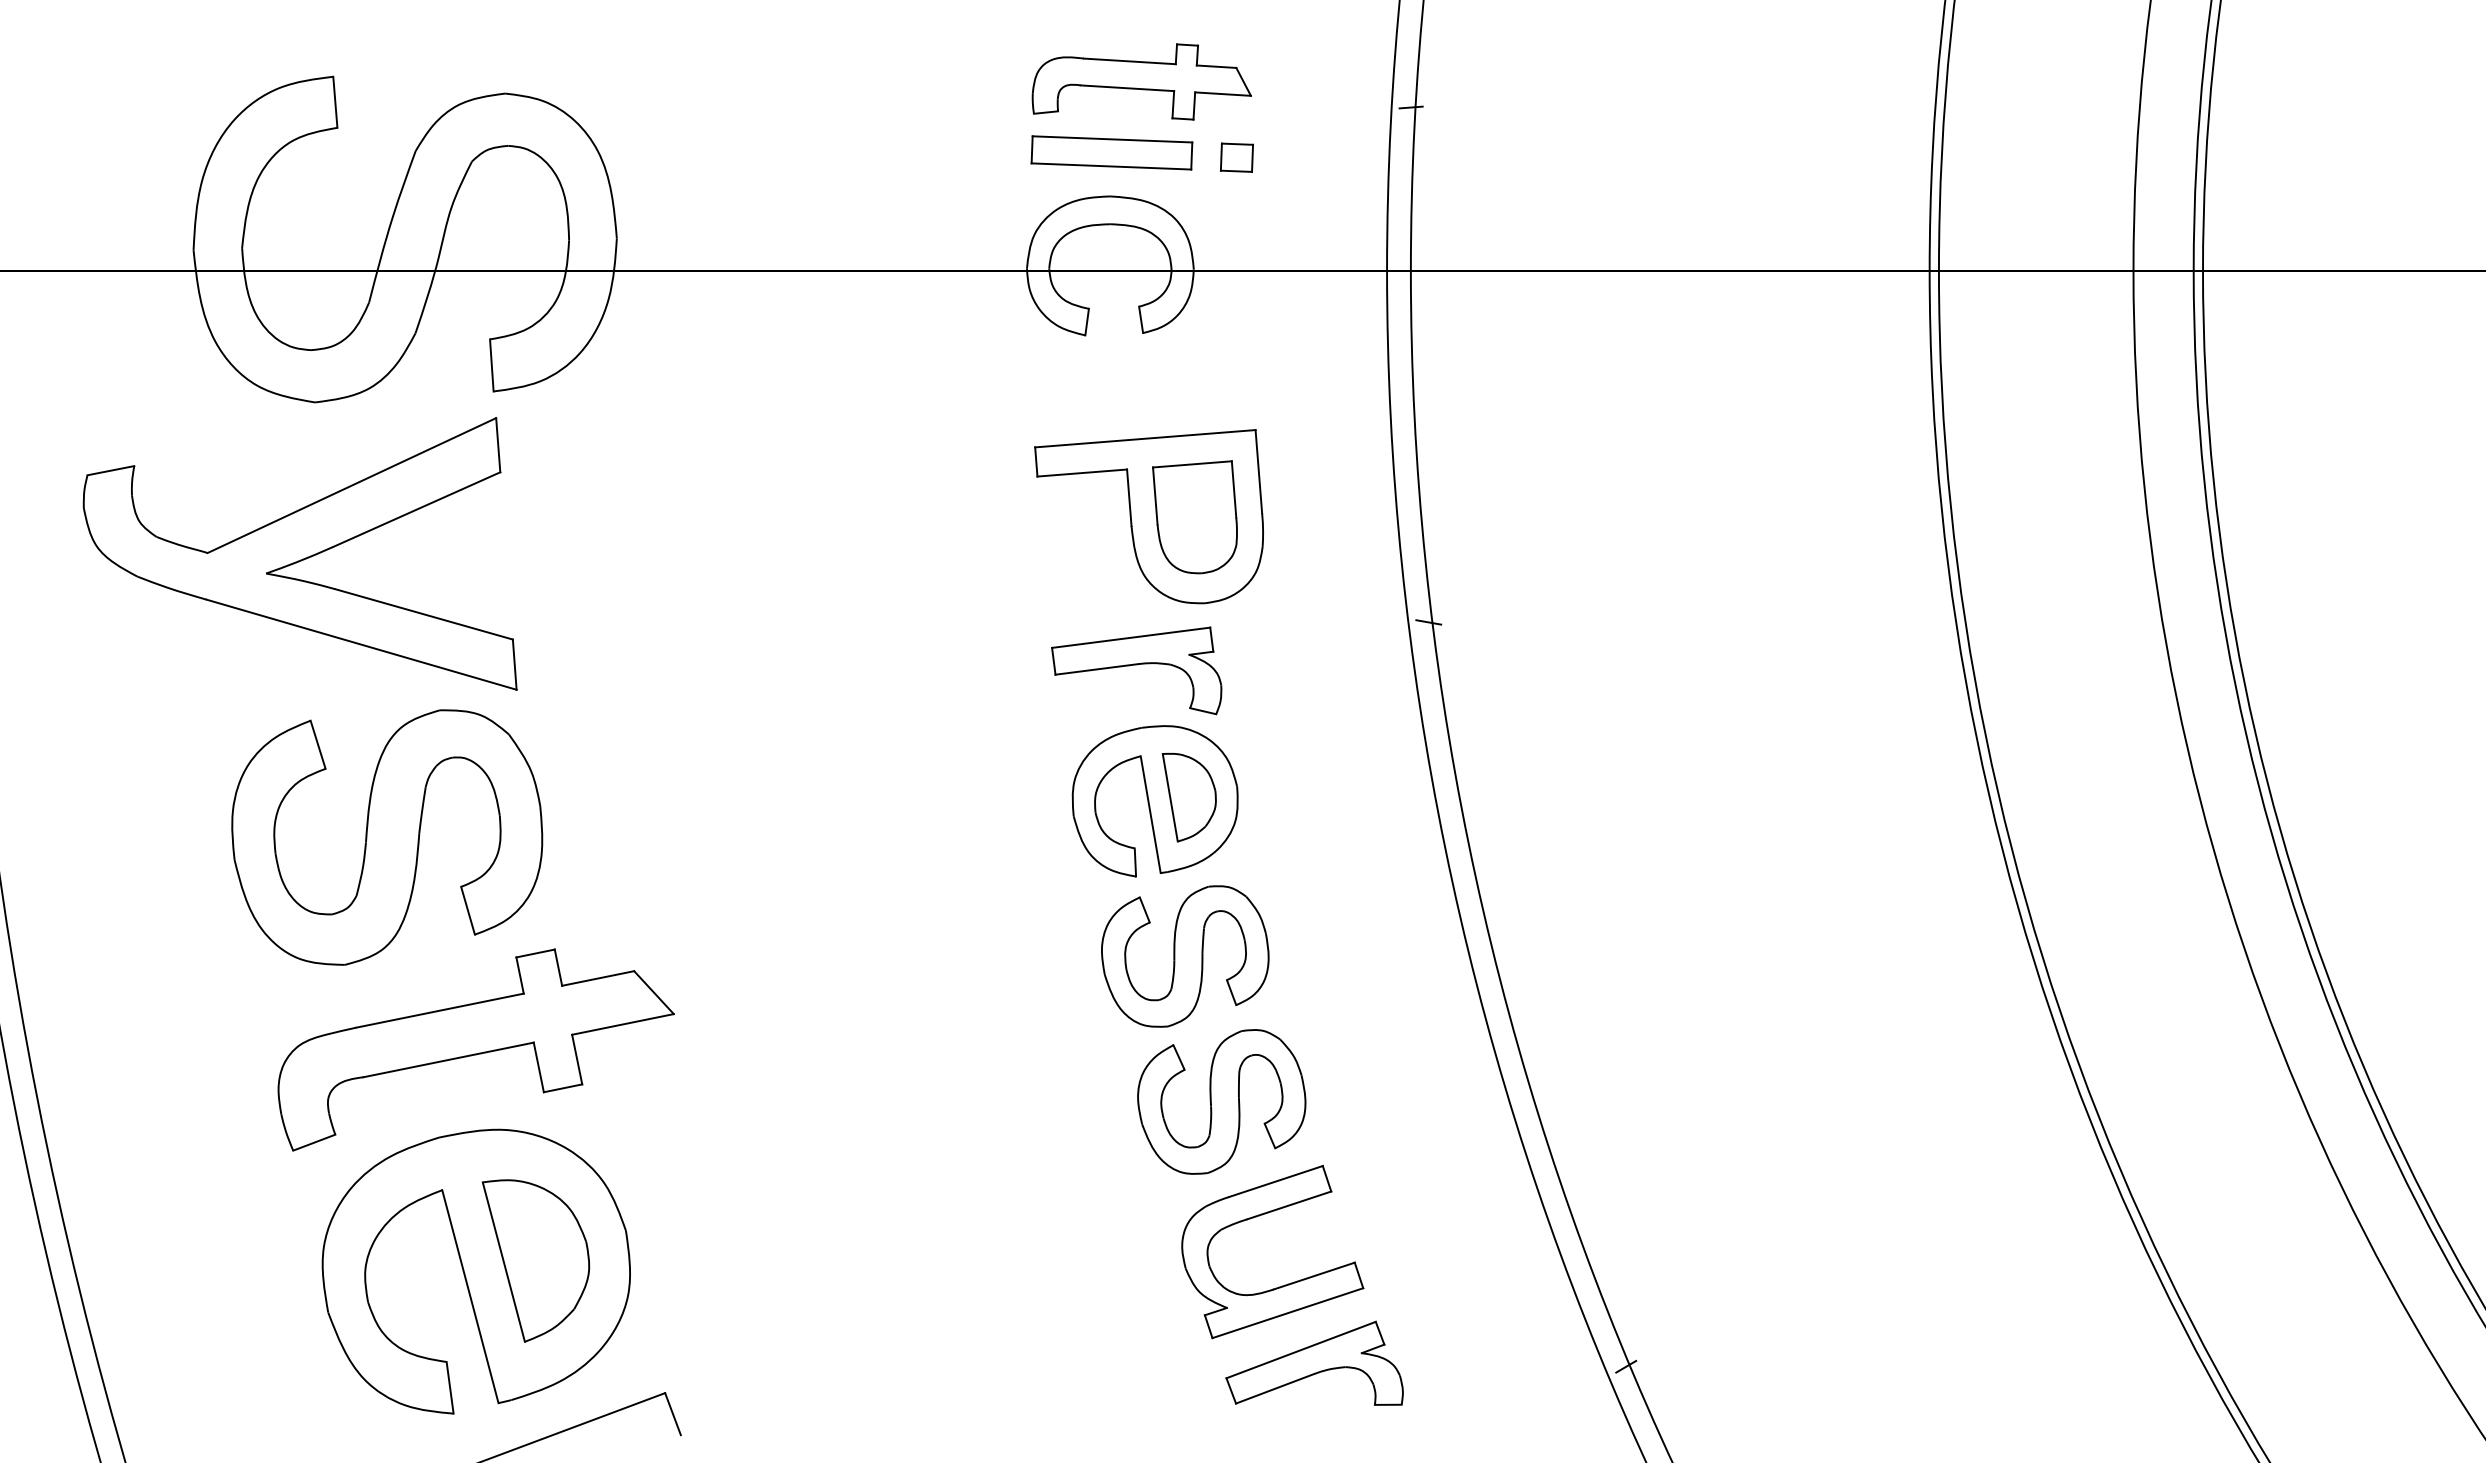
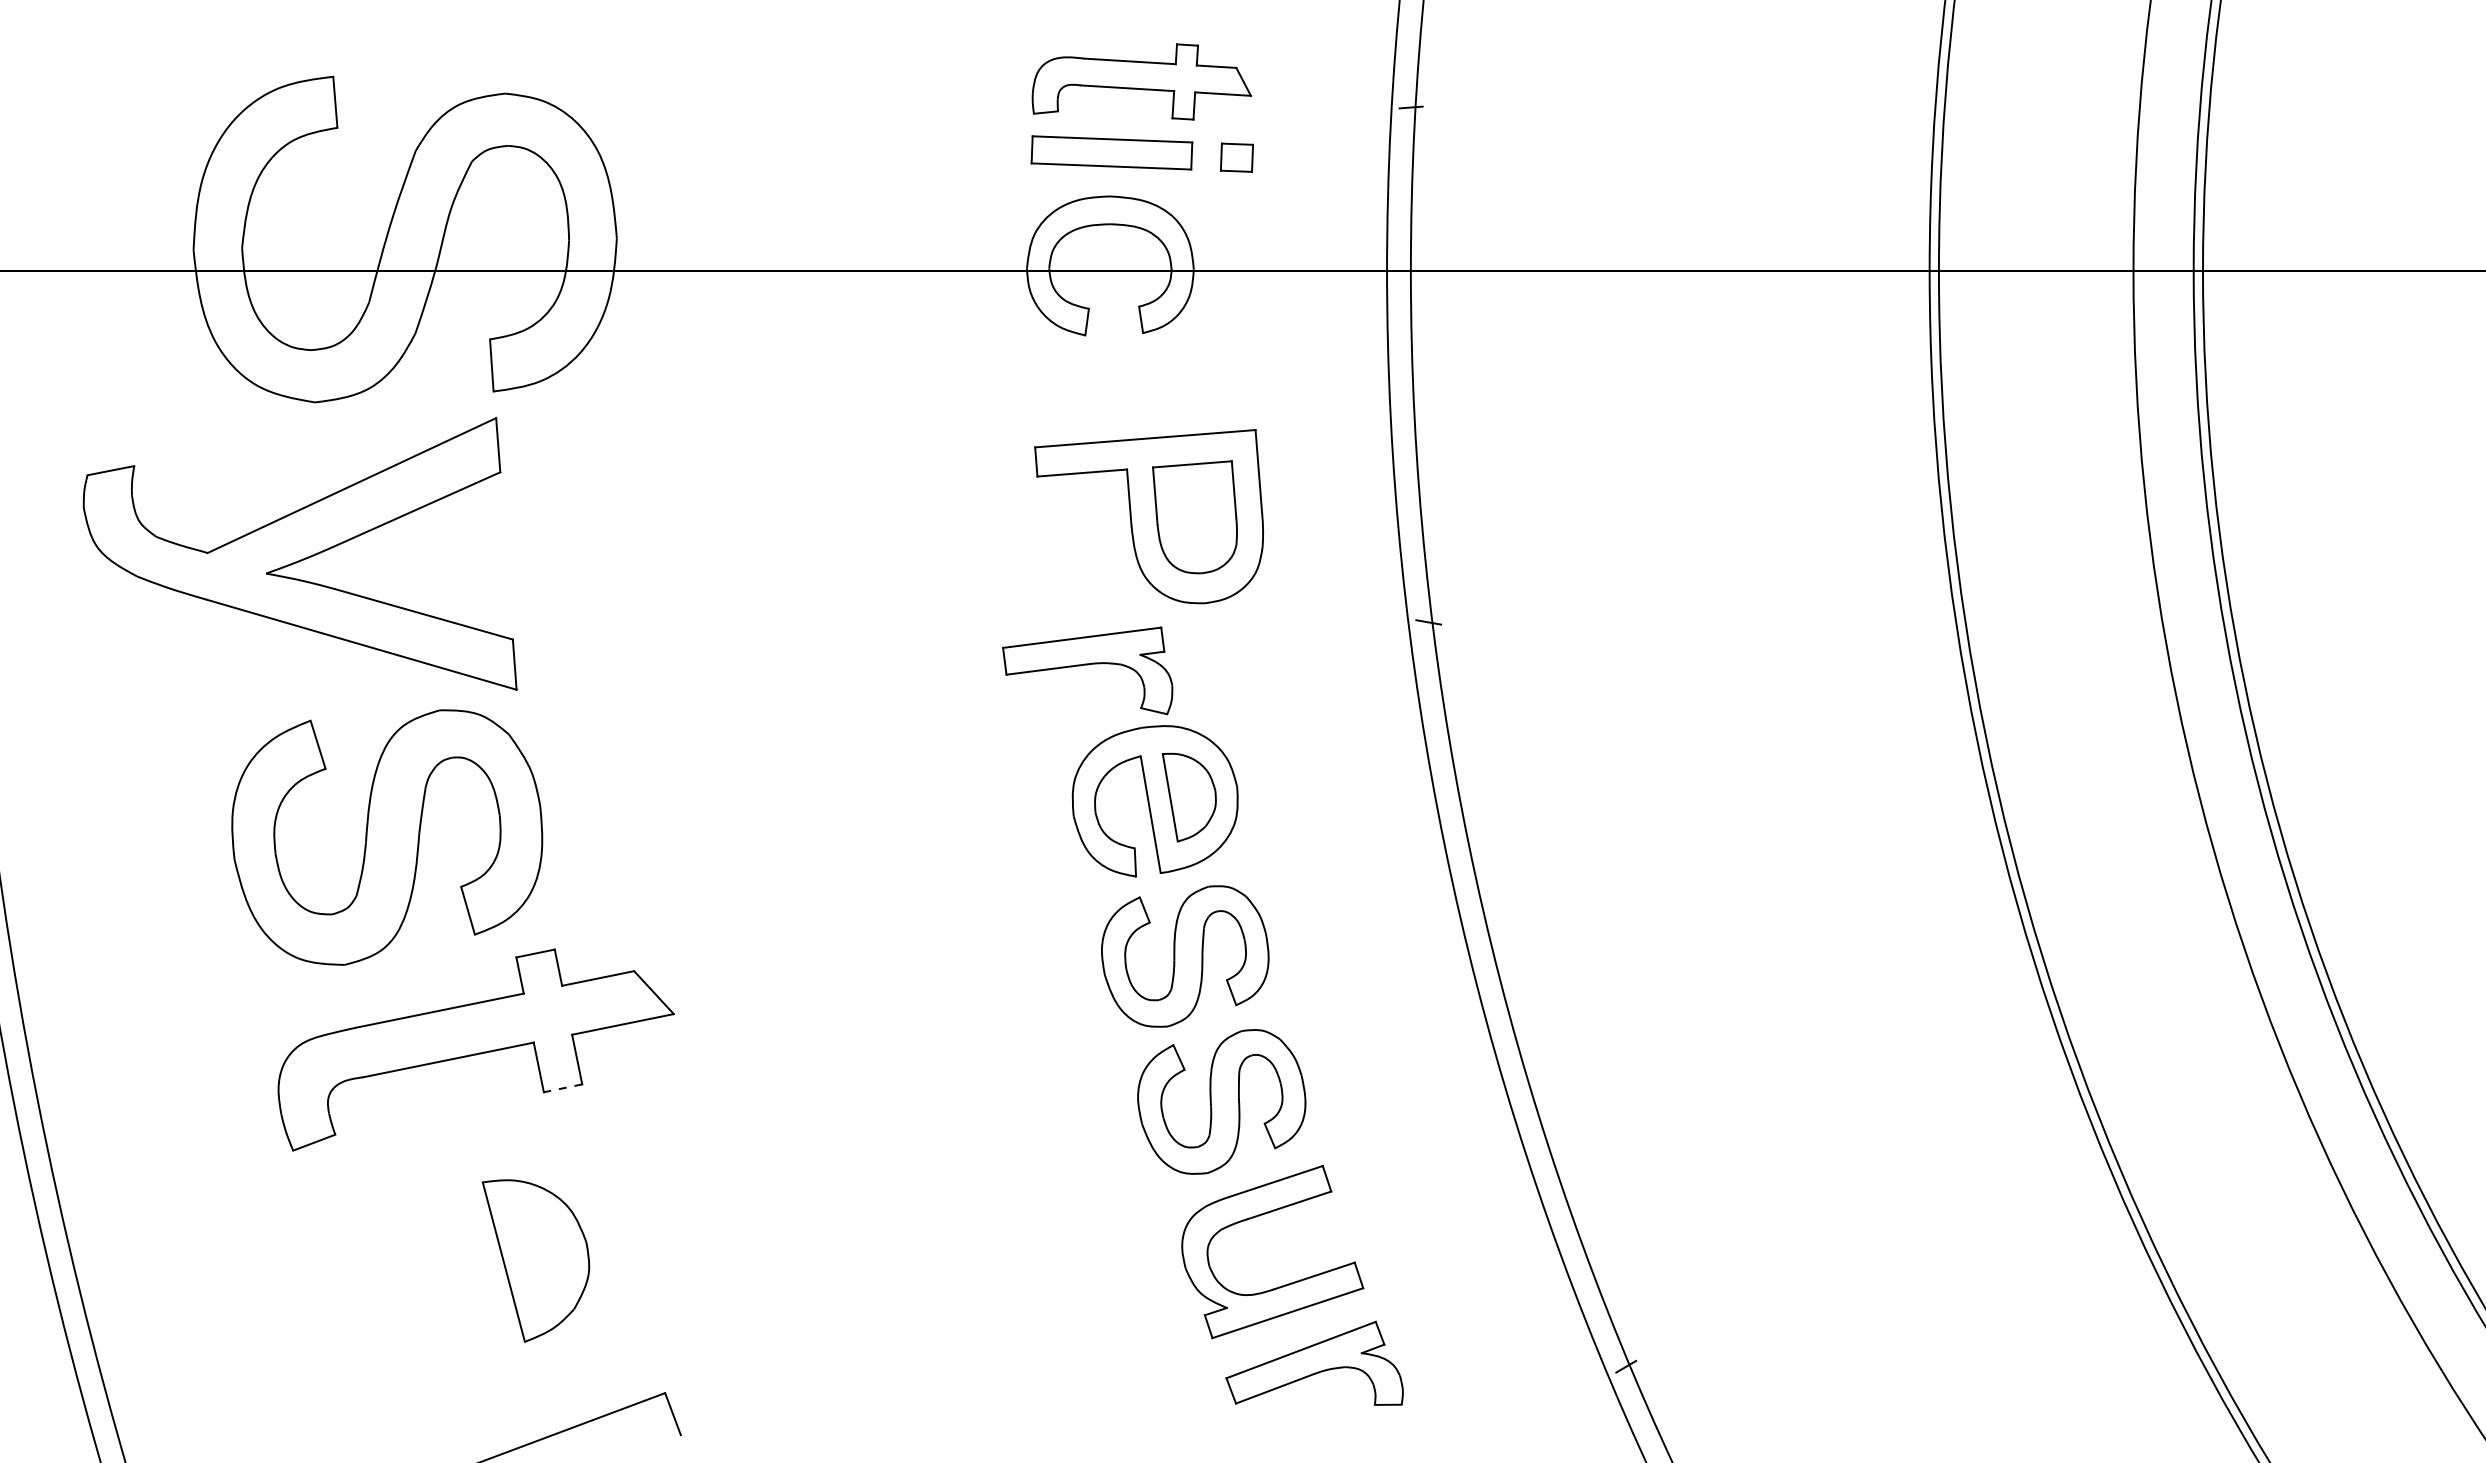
part position: (1136, 670) -> (1087, 670) (1087, 670)
line: solid -> dashed (563, 1088)
part: present -> none (475, 1271)
